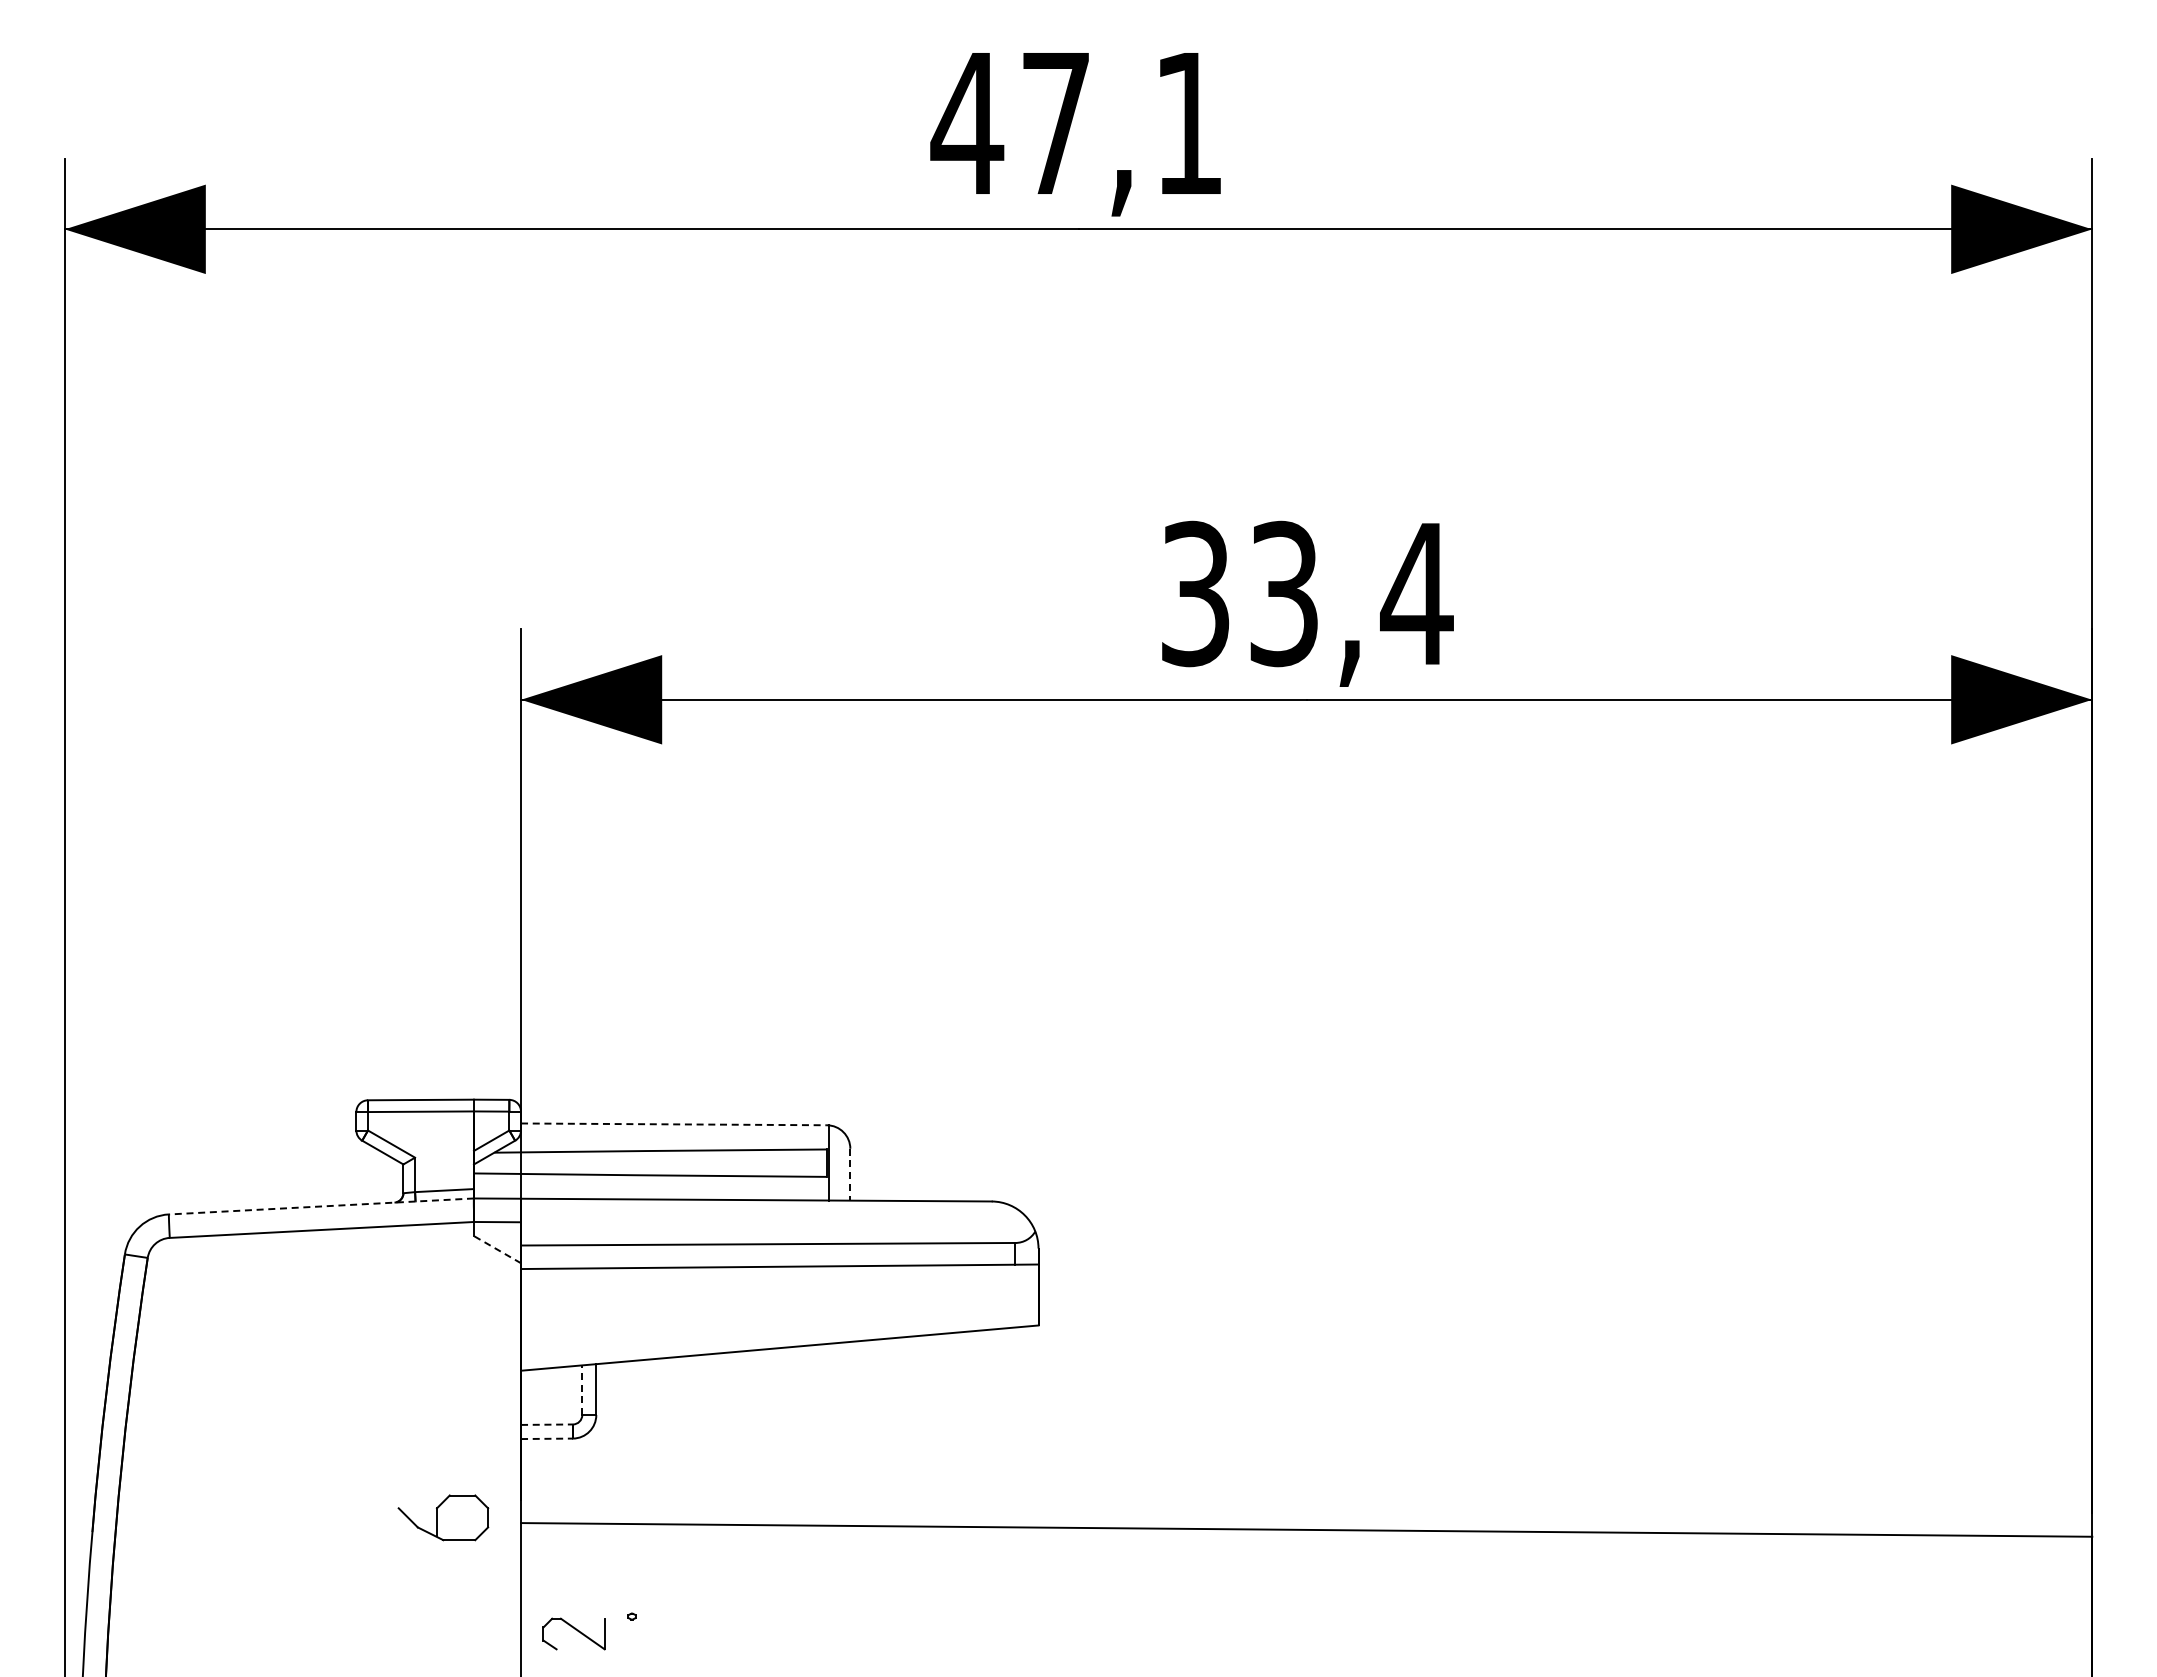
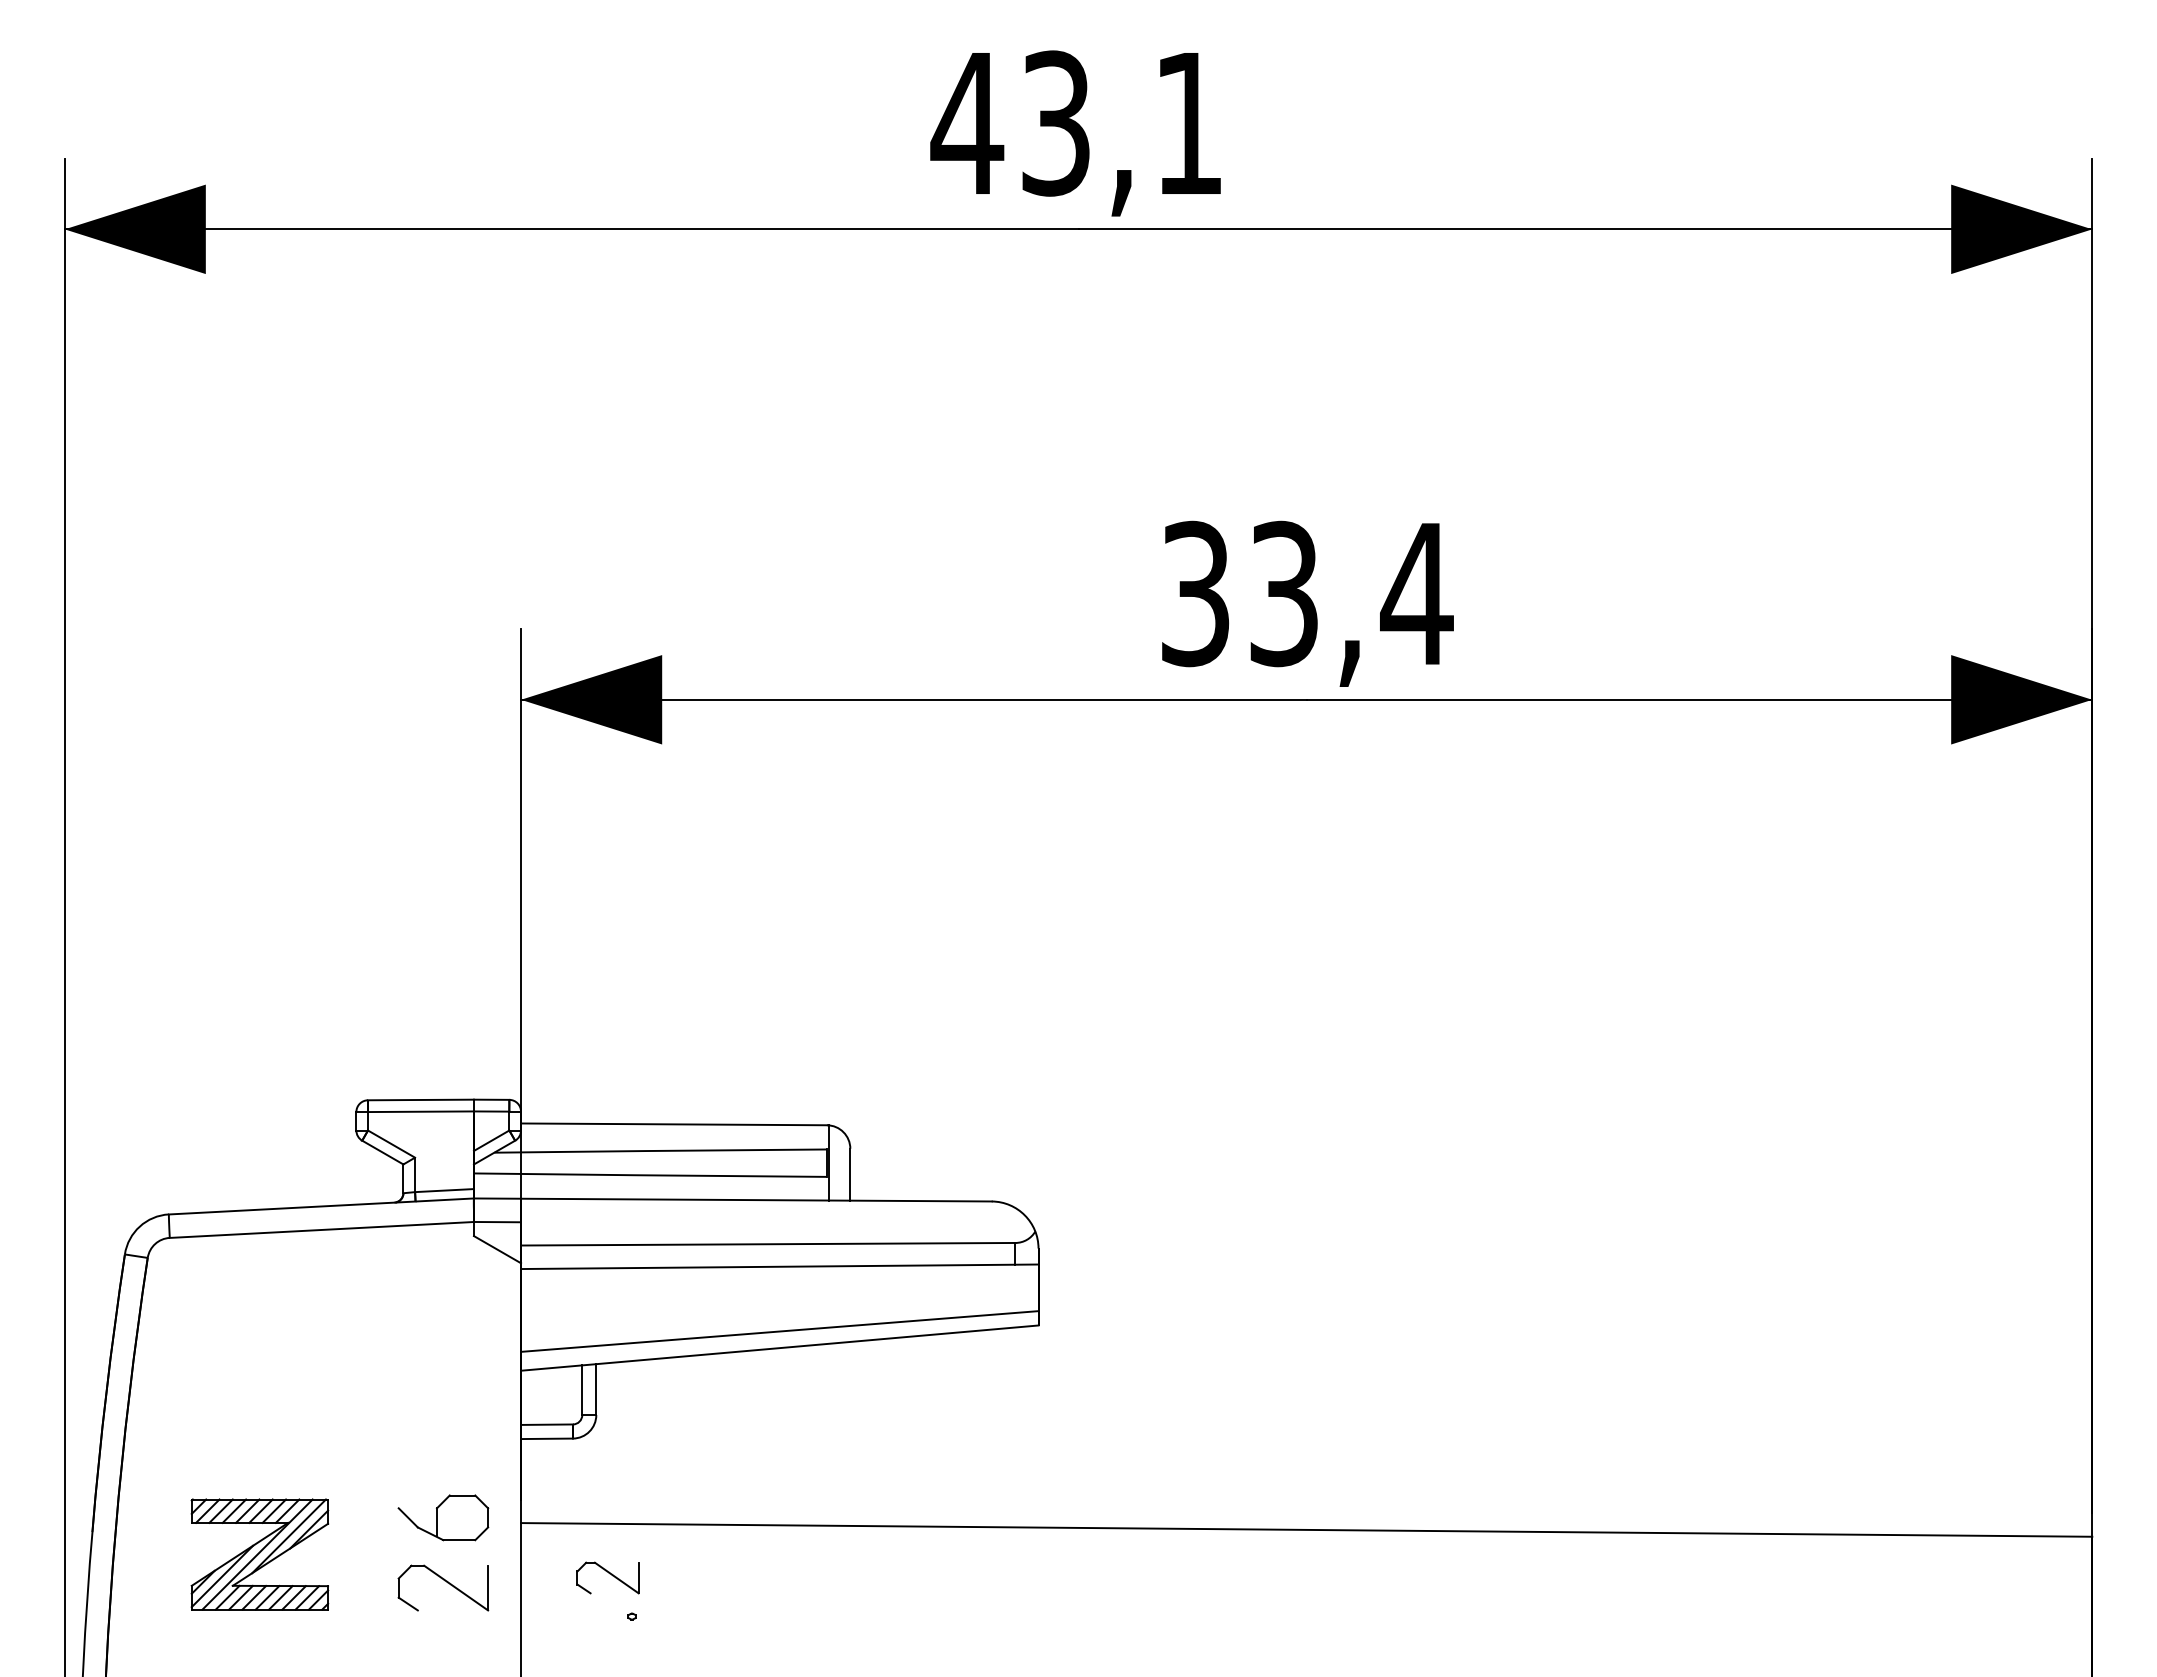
text: 47,1 -> 43,1 (1055, 123)
line: dashed -> solid (673, 1124)
line: dashed -> solid (850, 1174)
line: dashed -> solid (321, 1206)
line: dashed -> solid (497, 1249)
line: none -> present (779, 1331)
line: dashed -> solid (582, 1390)
line: dashed -> solid (547, 1424)
line: dashed -> solid (547, 1438)
part: none -> present (259, 1554)
part: none -> present (443, 1587)
part position: (573, 1633) -> (607, 1577) (607, 1577)
